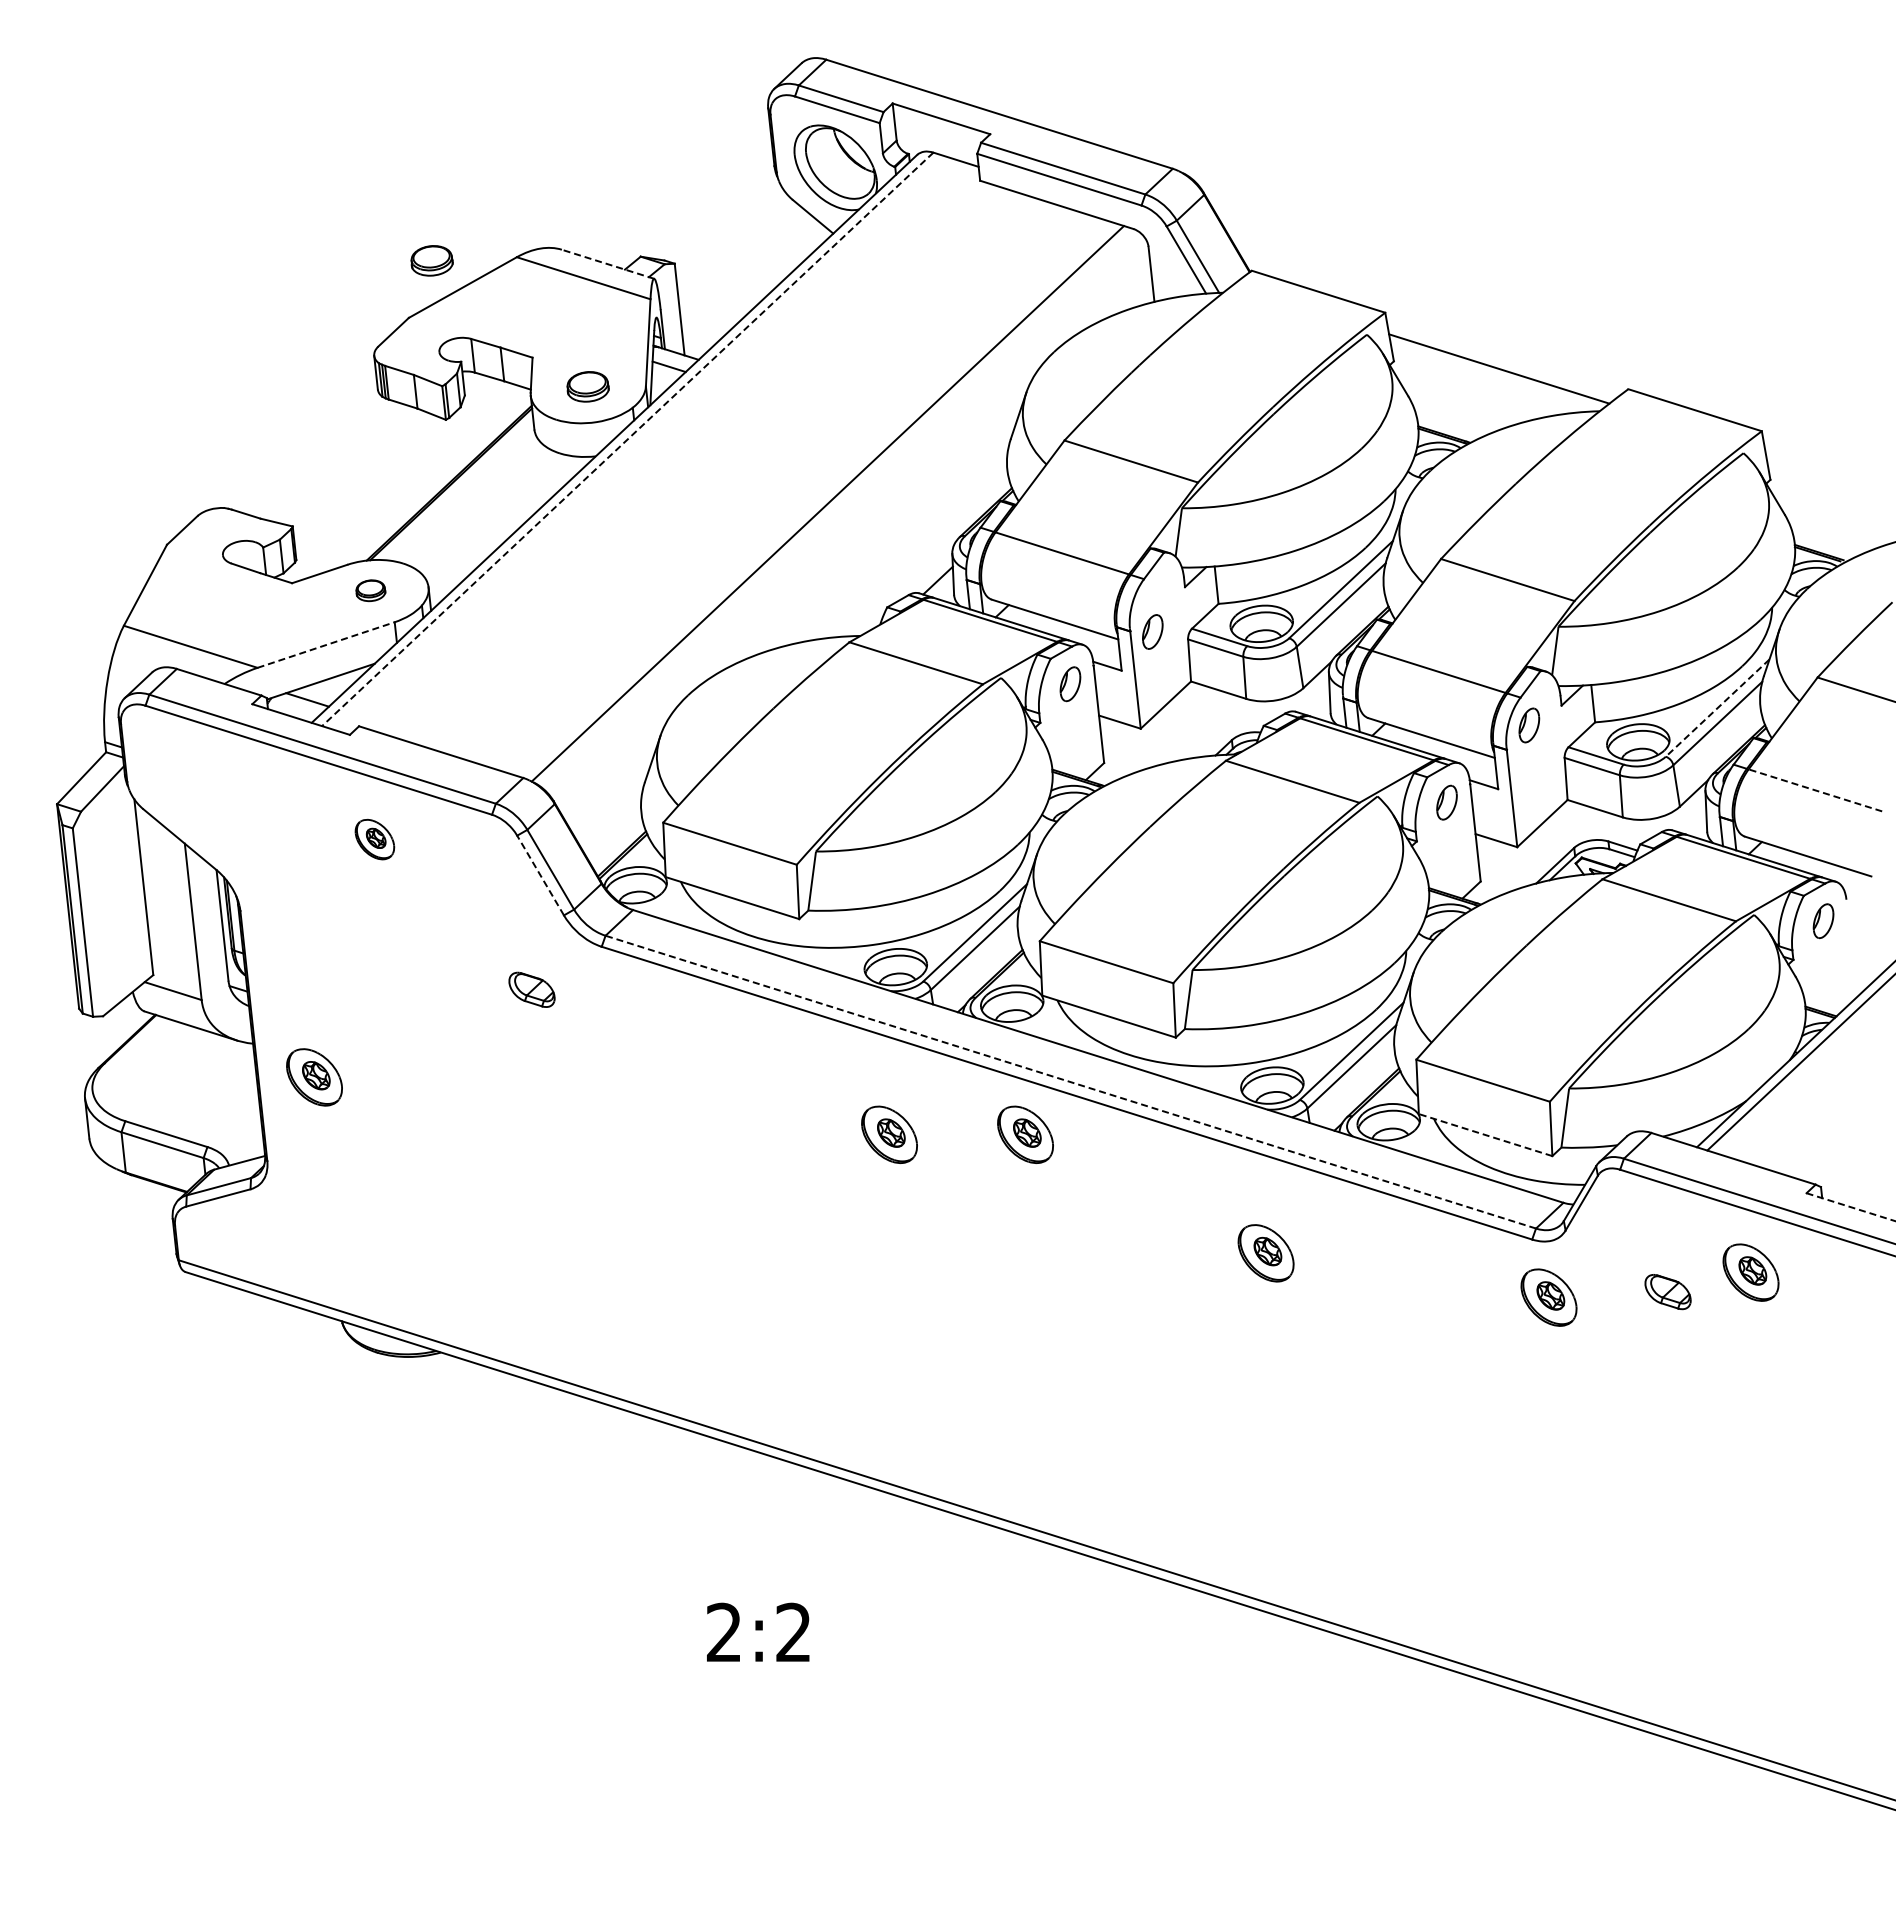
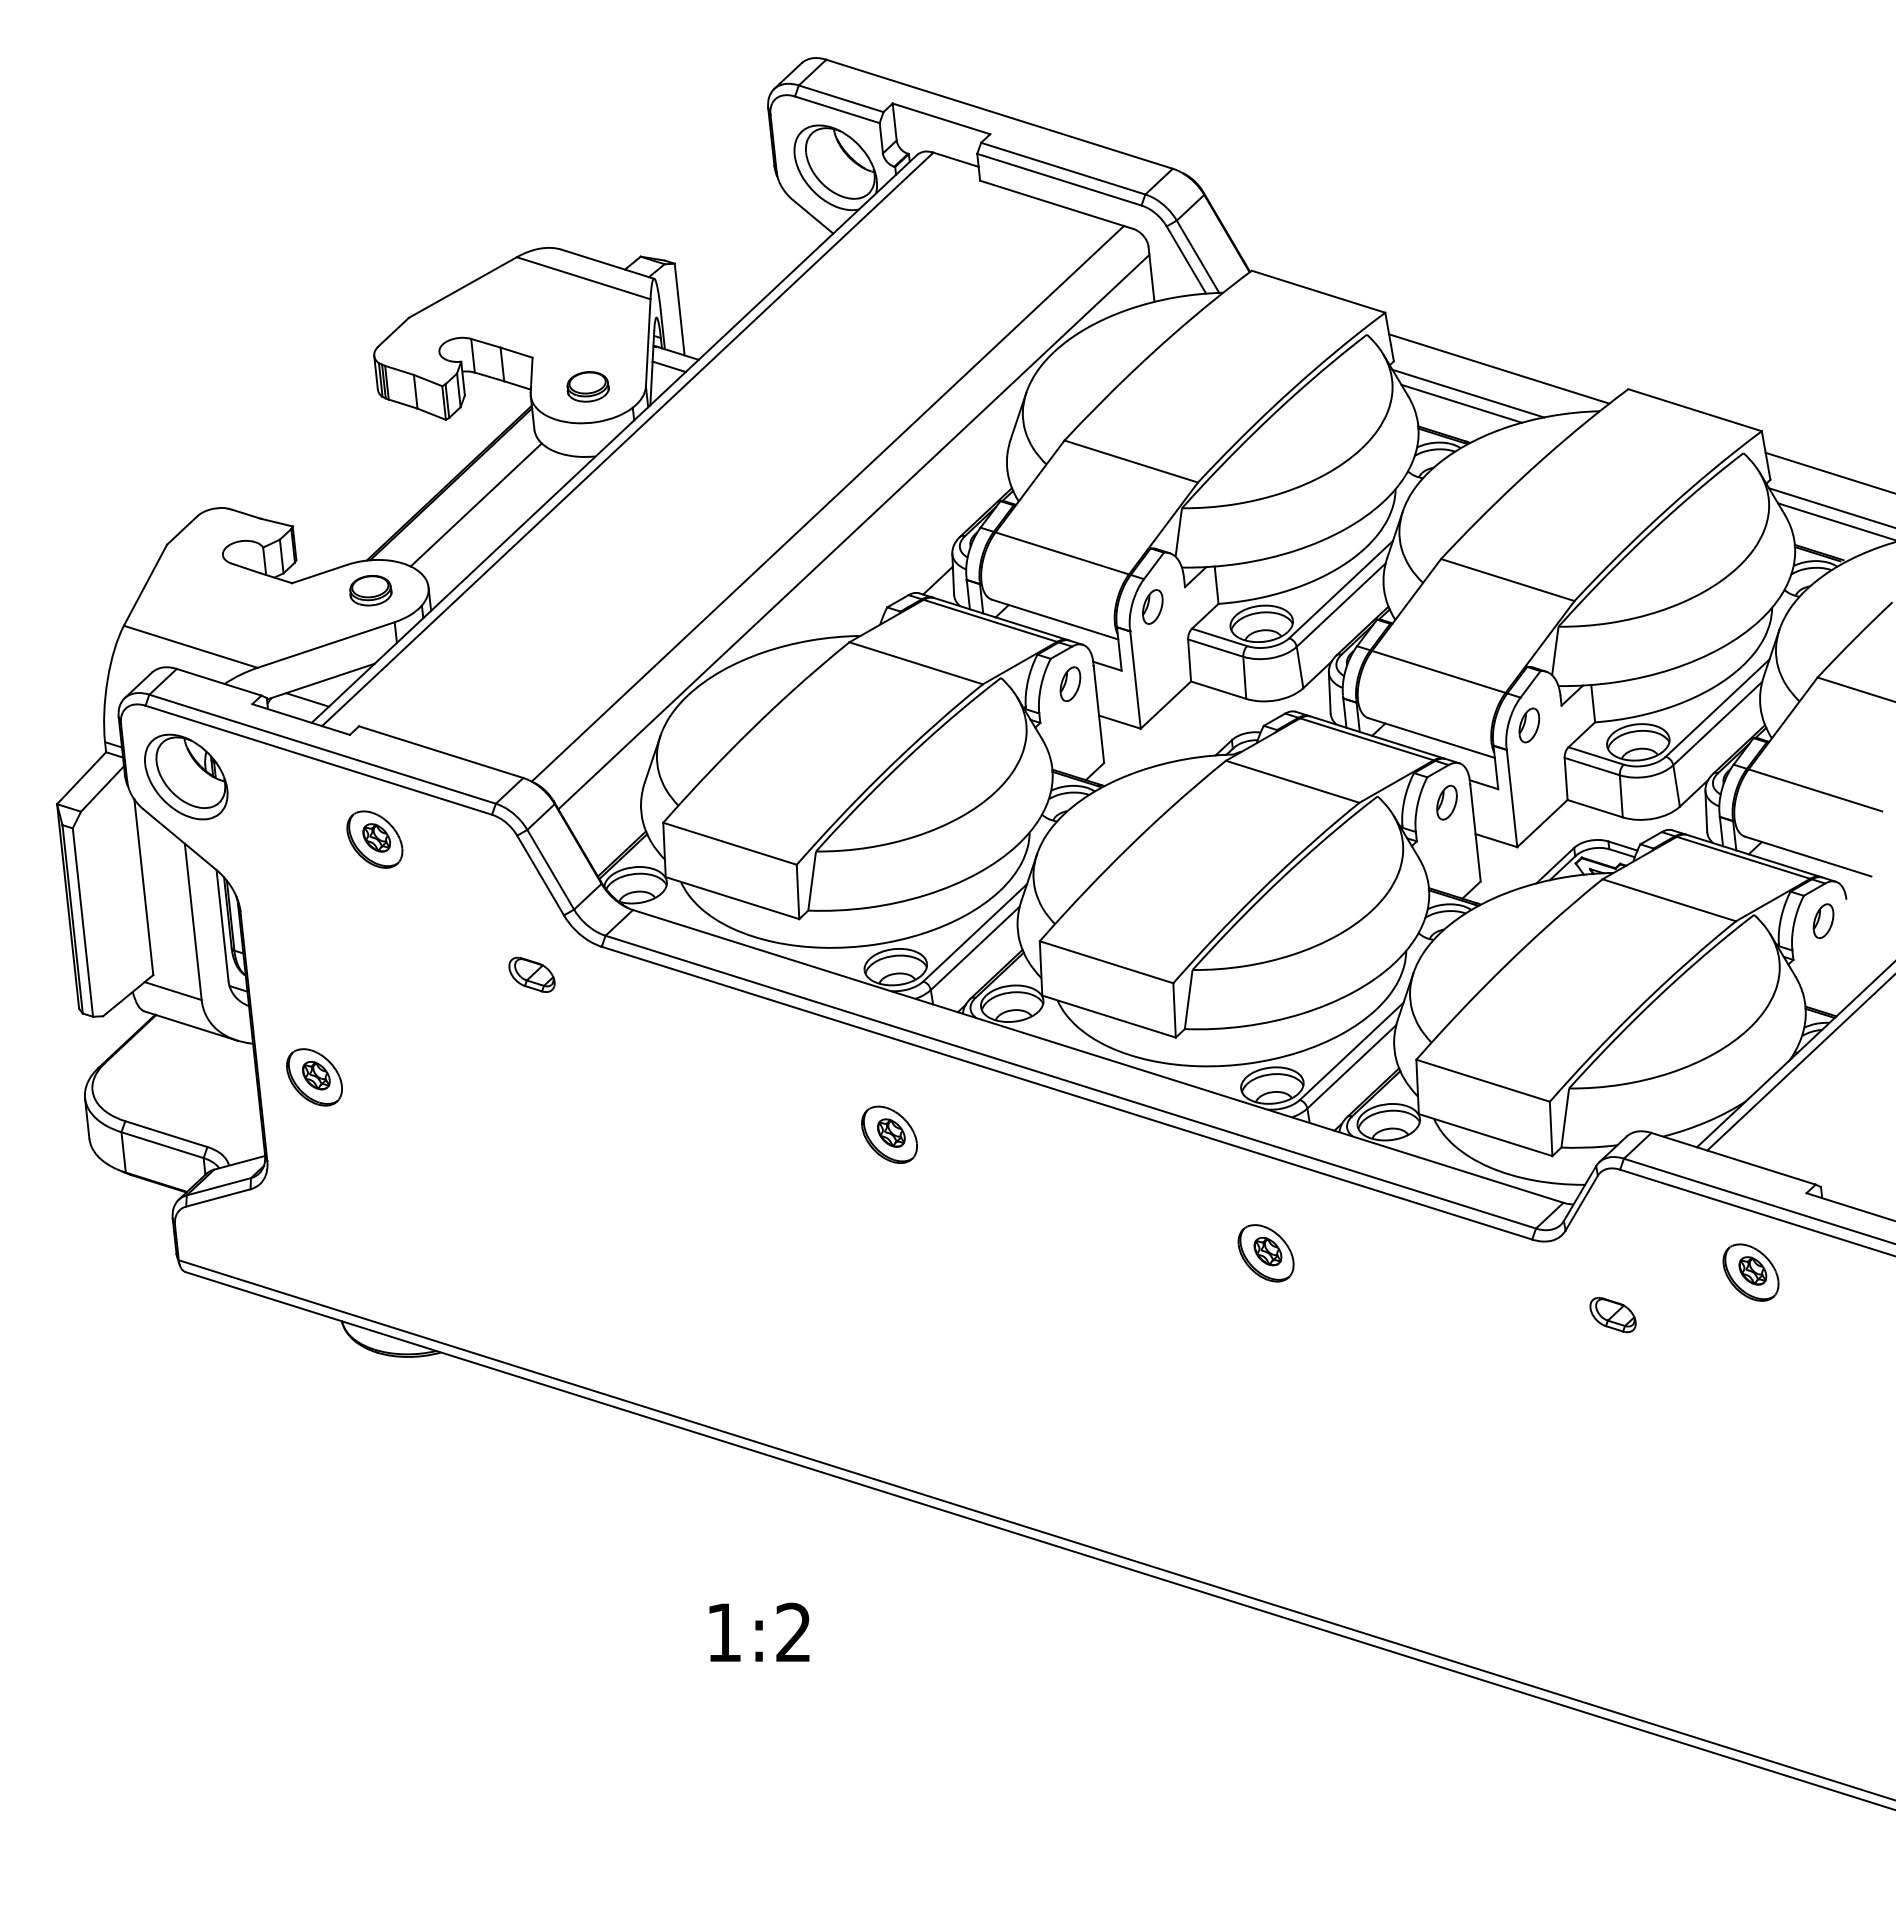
part: present -> none (431, 260)
line: dashed -> solid (607, 264)
line: none -> present (1468, 393)
line: none -> present (1461, 403)
line: dashed -> solid (627, 439)
line: none -> present (1828, 472)
line: none -> present (475, 504)
line: none -> present (1830, 507)
line: none -> present (1835, 521)
line: none -> present (853, 531)
part size: 32x24 px -> 44x32 px (370, 590)
part position: (1152, 631) -> (1152, 606) (1152, 606)
line: dashed -> solid (326, 644)
line: dashed -> solid (1717, 708)
part: none -> present (186, 776)
line: dashed -> solid (1815, 790)
part size: 42x43 px -> 58x59 px (374, 839)
line: dashed -> solid (540, 875)
part position: (531, 989) -> (531, 974) (531, 974)
line: dashed -> solid (1070, 1082)
part: present -> none (1025, 1134)
line: dashed -> solid (1485, 1135)
line: dashed -> solid (1851, 1207)
part position: (1667, 1292) -> (1612, 1315) (1612, 1315)
part: present -> none (1548, 1297)
text: 2:2 -> 1:2 (723, 1631)
